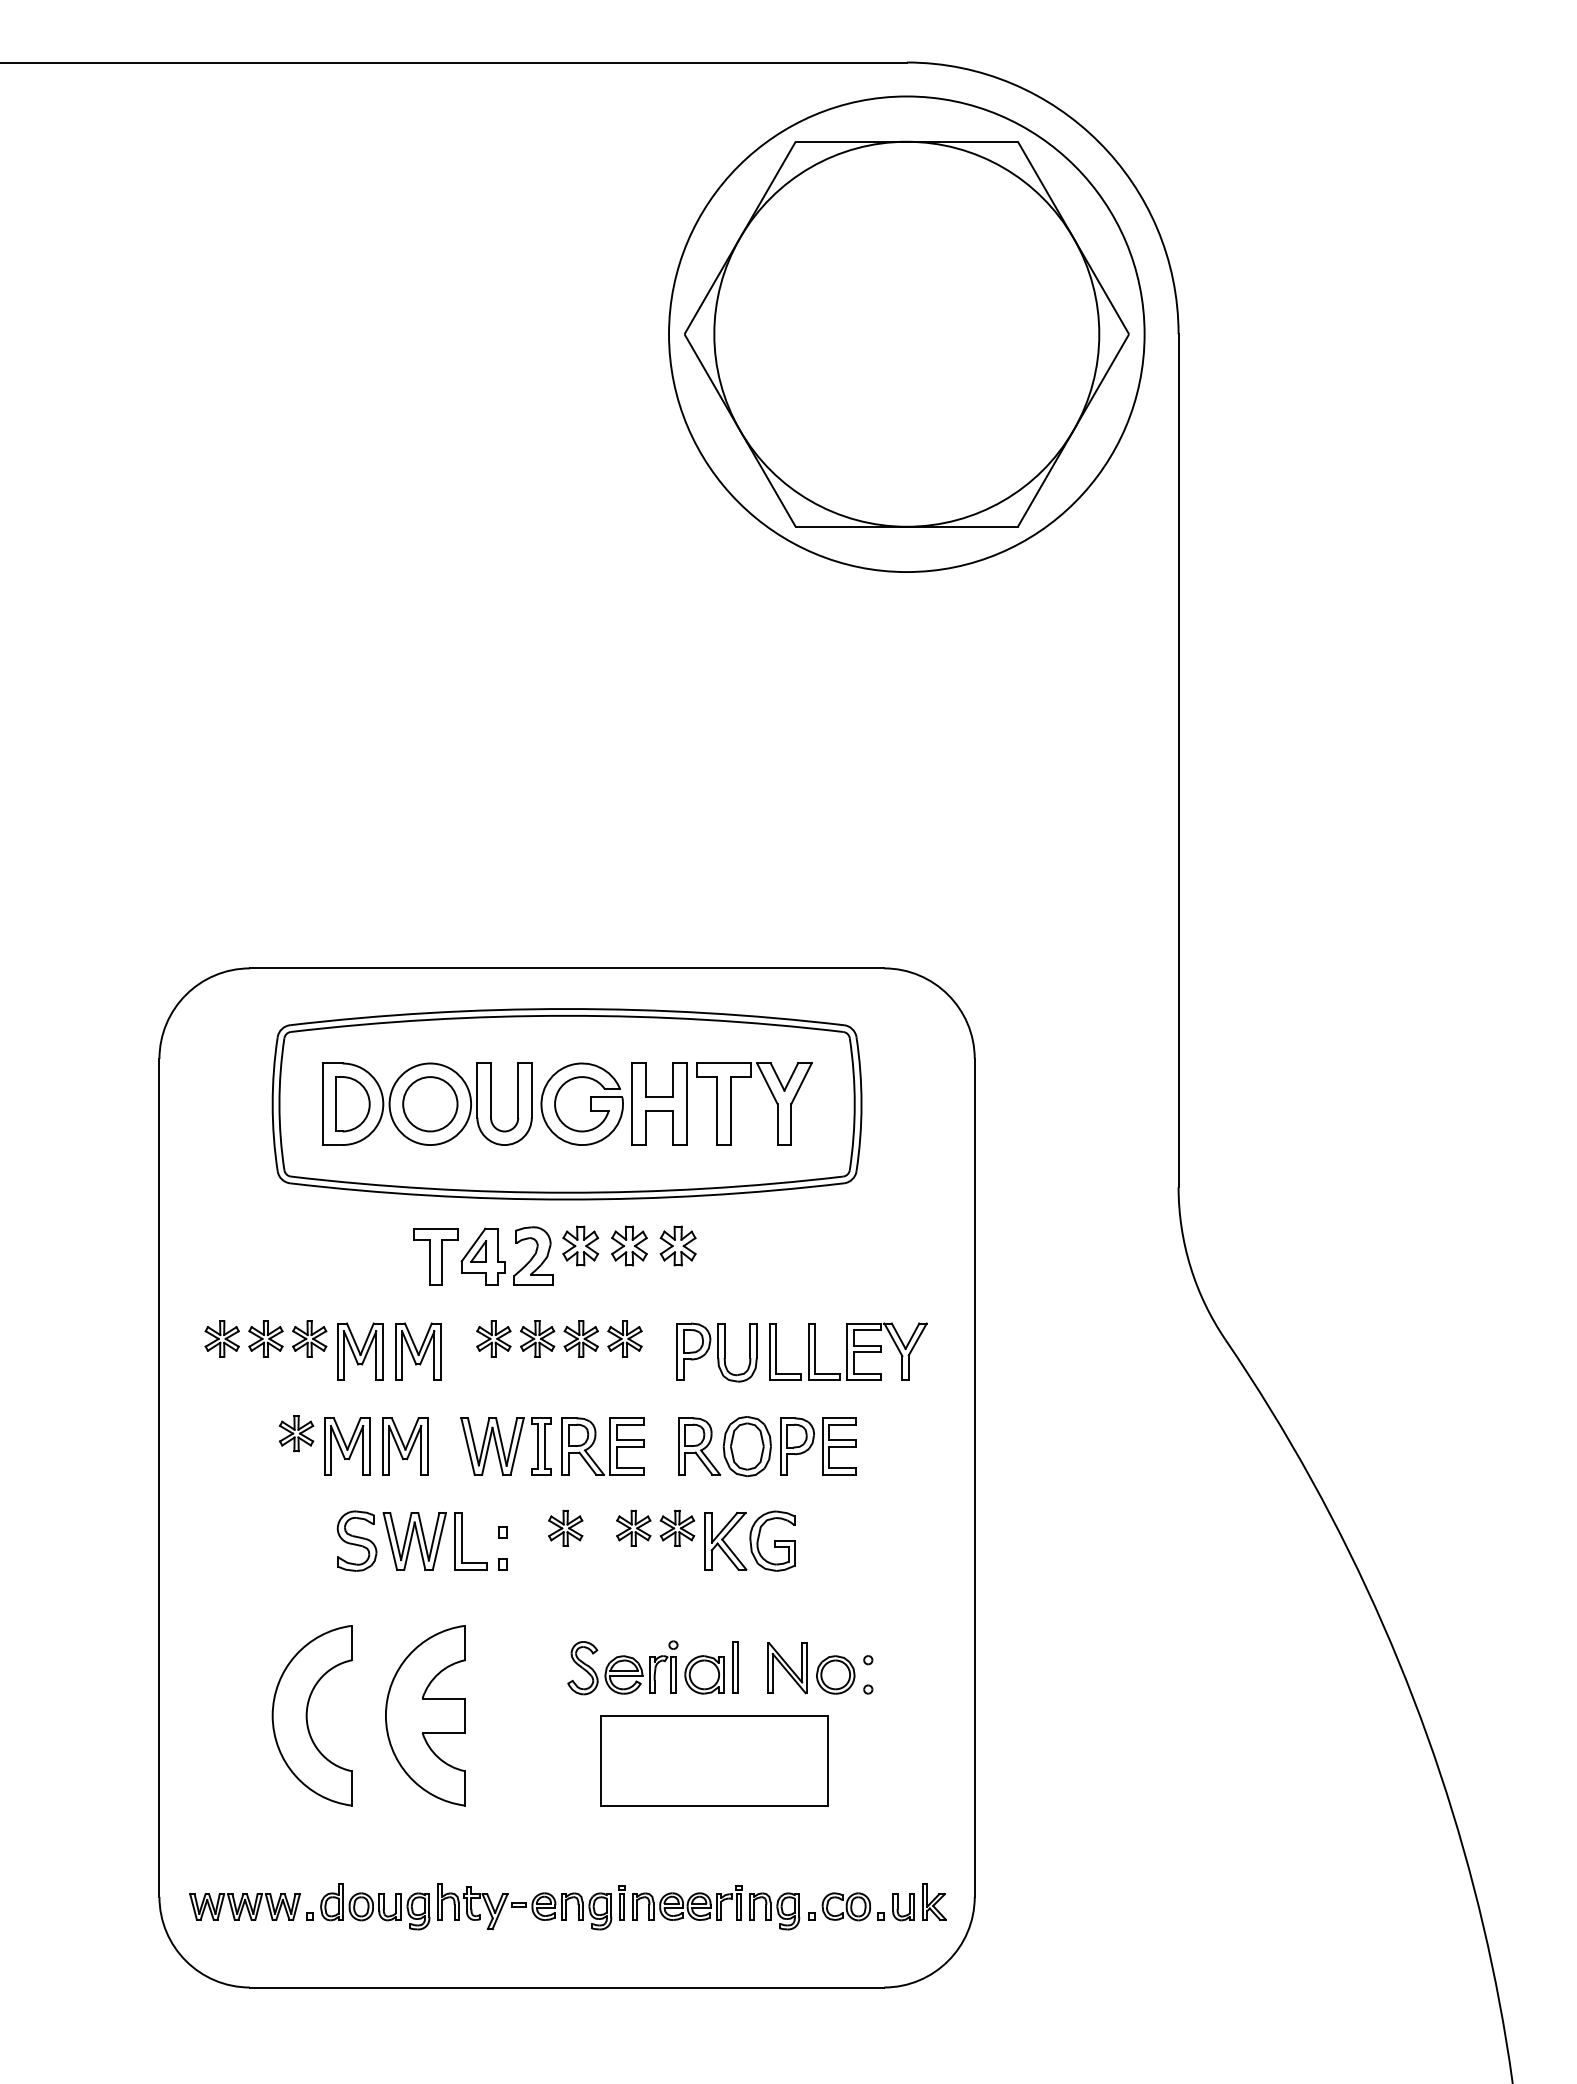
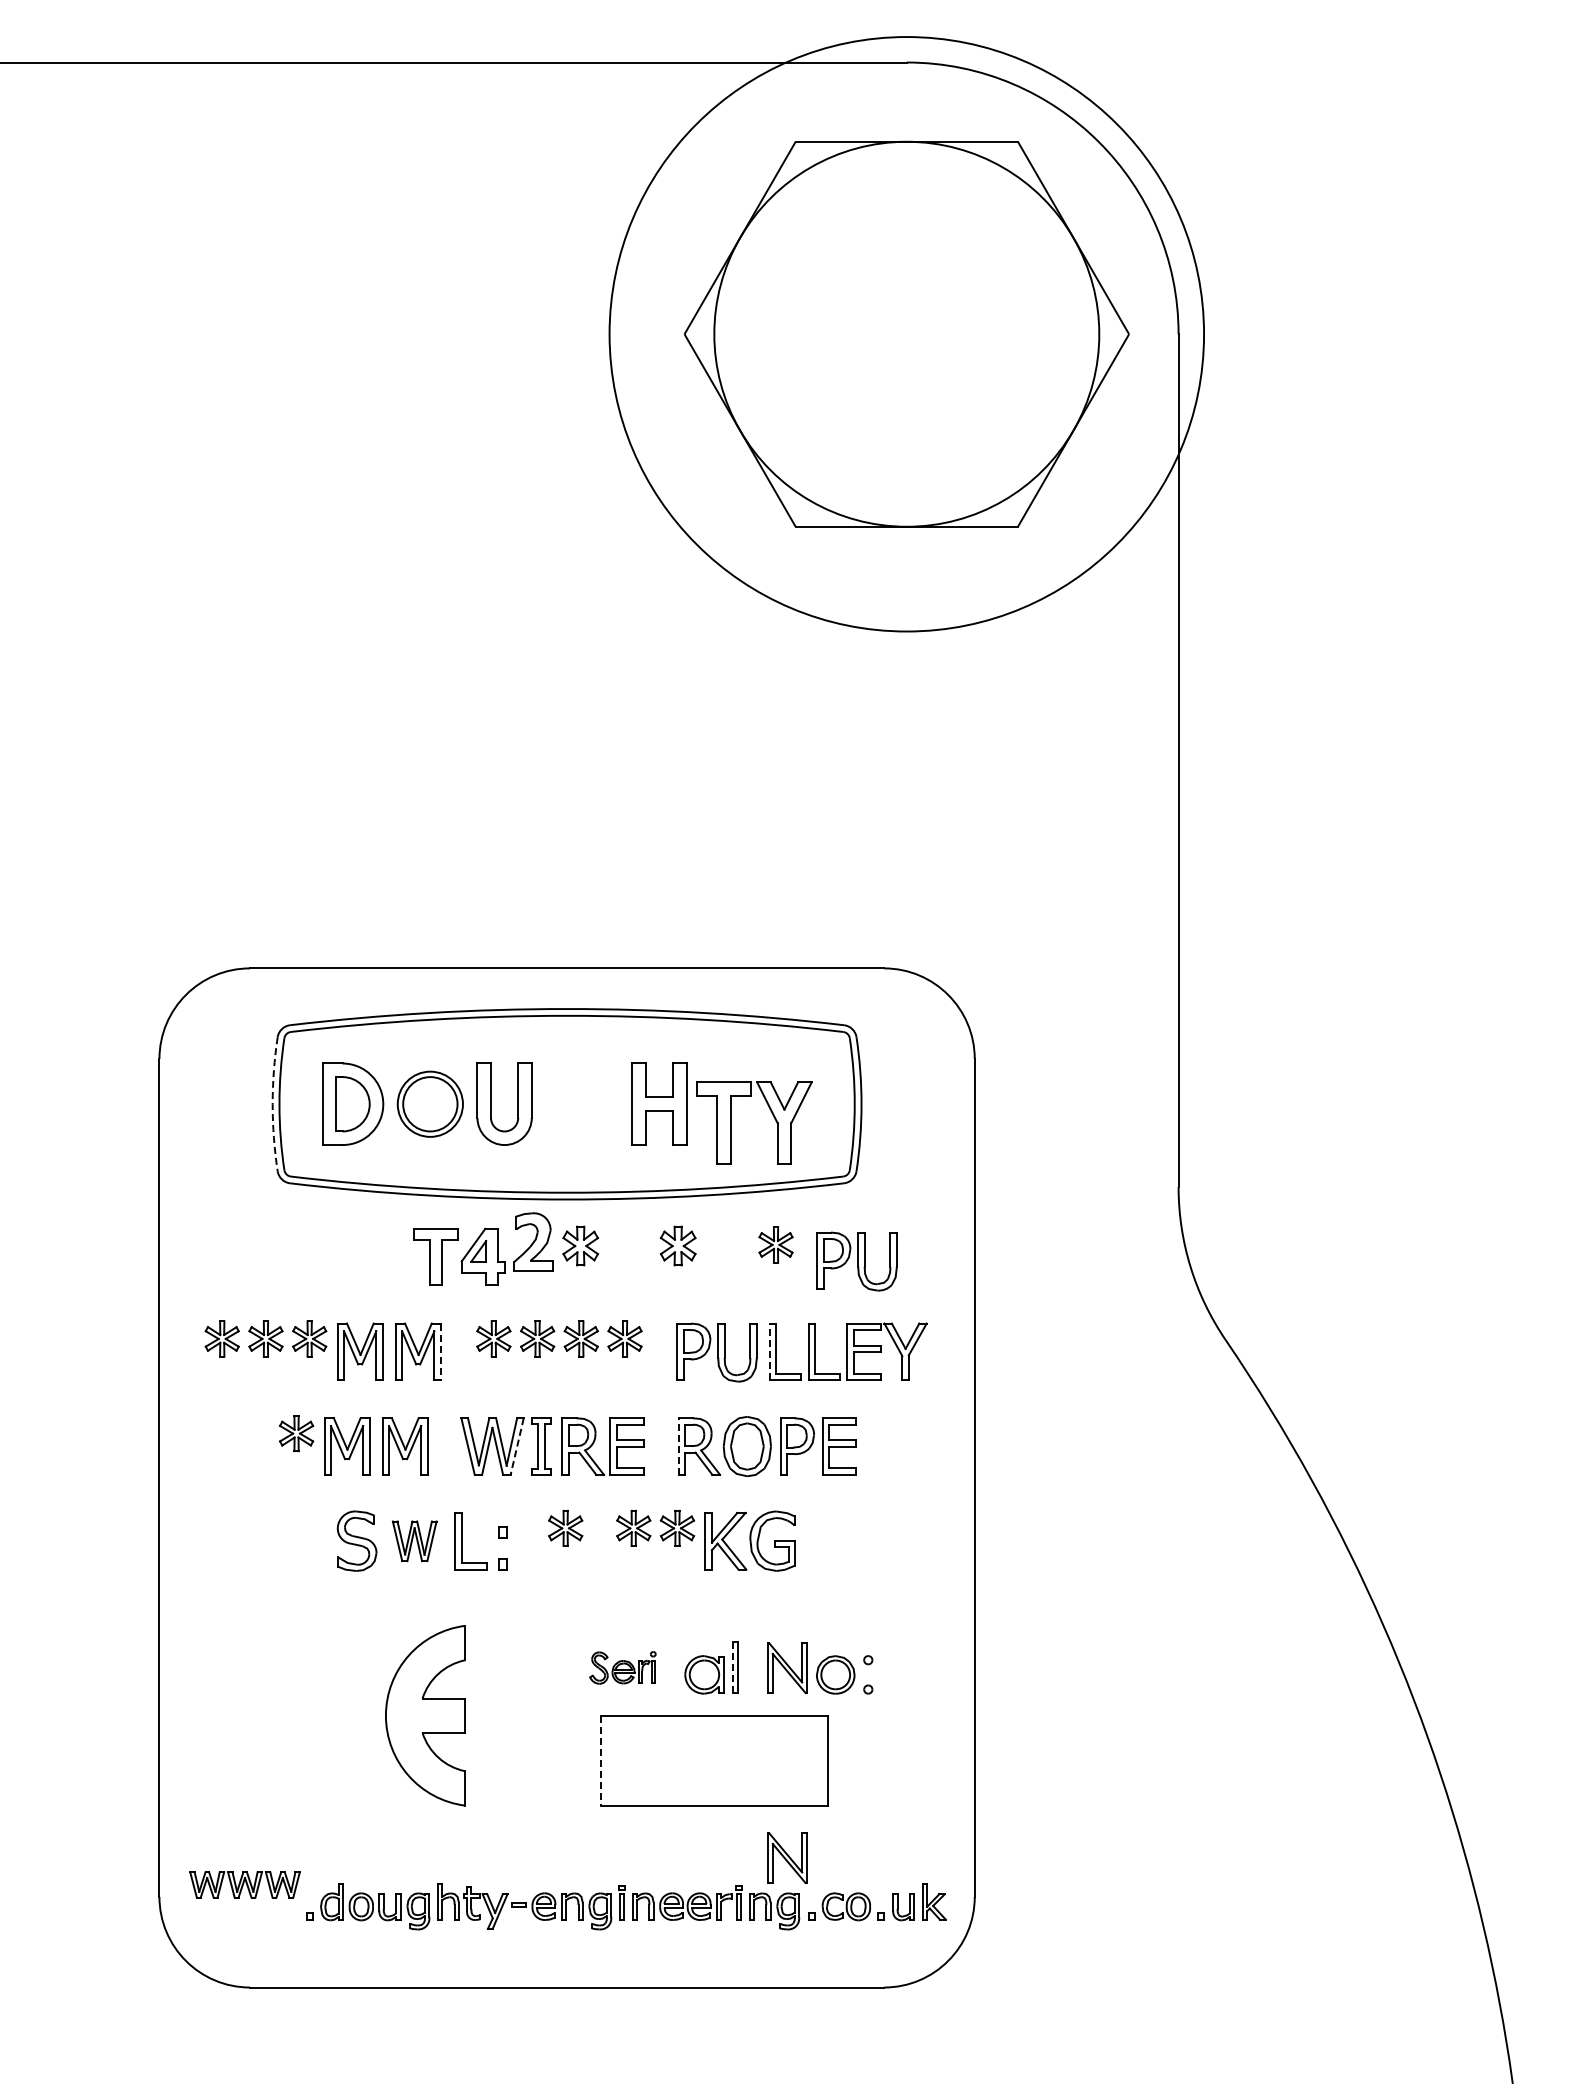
circle diameter: 476 px -> 594 px (906, 334)
part position: (771, 1094) -> (771, 1113) (771, 1113)
part: present -> none (590, 1103)
arc: solid -> dashed (272, 1104)
circle diameter: 82 px -> 65 px (429, 1103)
part: none -> present (775, 1244)
part: present -> none (629, 1245)
part position: (533, 1255) -> (533, 1241) (533, 1241)
part: none -> present (856, 1261)
line: solid -> dashed (769, 1351)
line: solid -> dashed (440, 1352)
line: solid -> dashed (678, 1446)
line: solid -> dashed (517, 1447)
part size: 65x59 px -> 46x43 px (414, 1541)
part size: 112x56 px -> 68x34 px (622, 1667)
line: solid -> dashed (733, 1667)
part: present -> none (311, 1715)
line: solid -> dashed (601, 1760)
part: none -> present (787, 1858)
part position: (244, 1906) -> (244, 1884) (244, 1884)
